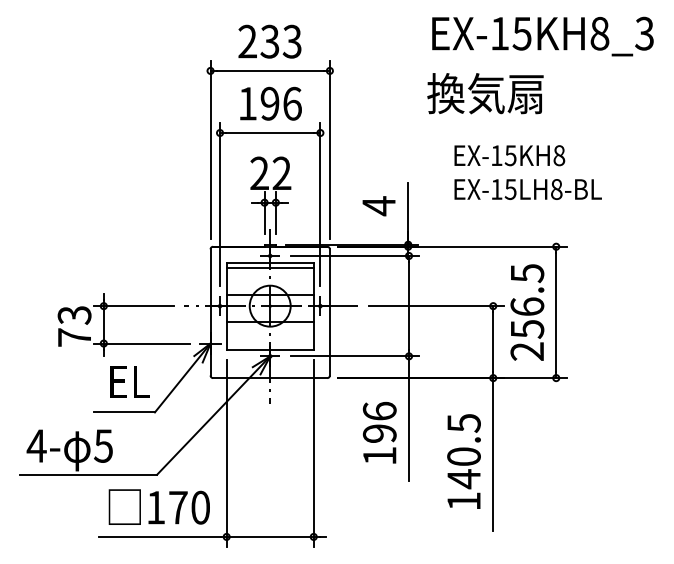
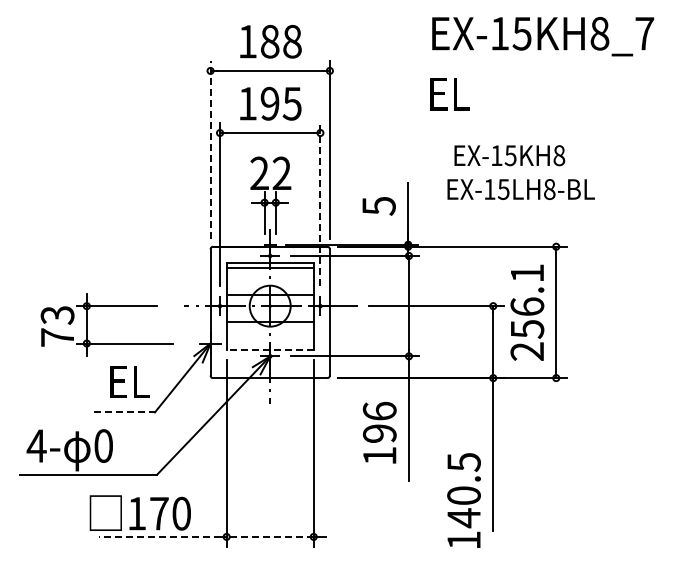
text: EX-15KH8_3 -> EX-15KH8_7 (644, 33)
text: 233 -> 188 (269, 41)
text: 換気扇 -> EL (485, 93)
text: 196 -> 195 (291, 103)
line: solid -> dashed (210, 149)
text position: (527, 189) -> (520, 189) (520, 189)
line: solid -> dashed (320, 203)
text: 4 -> 5 (378, 206)
text: 256.5 -> 256.1 (527, 273)
part position: (123, 306) -> (106, 306) (106, 306)
line: solid -> dashed (270, 349)
line: solid -> dashed (124, 412)
text: 5 -> 0 (103, 445)
text position: (463, 461) -> (463, 500) (463, 500)
text position: (158, 506) -> (139, 512) (139, 512)
line: solid -> dashed (159, 536)
line: solid -> dashed (270, 536)
